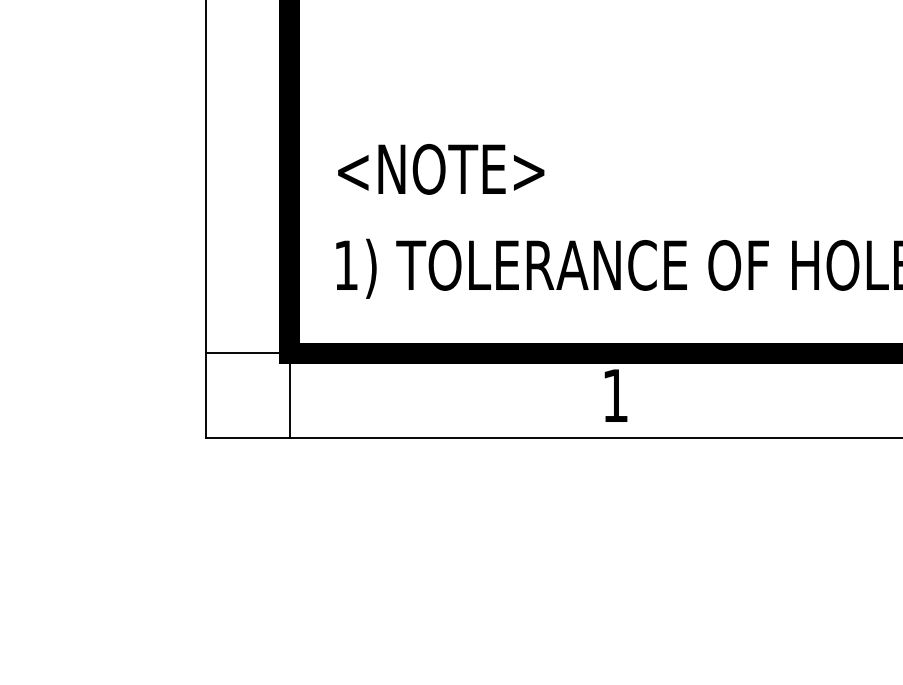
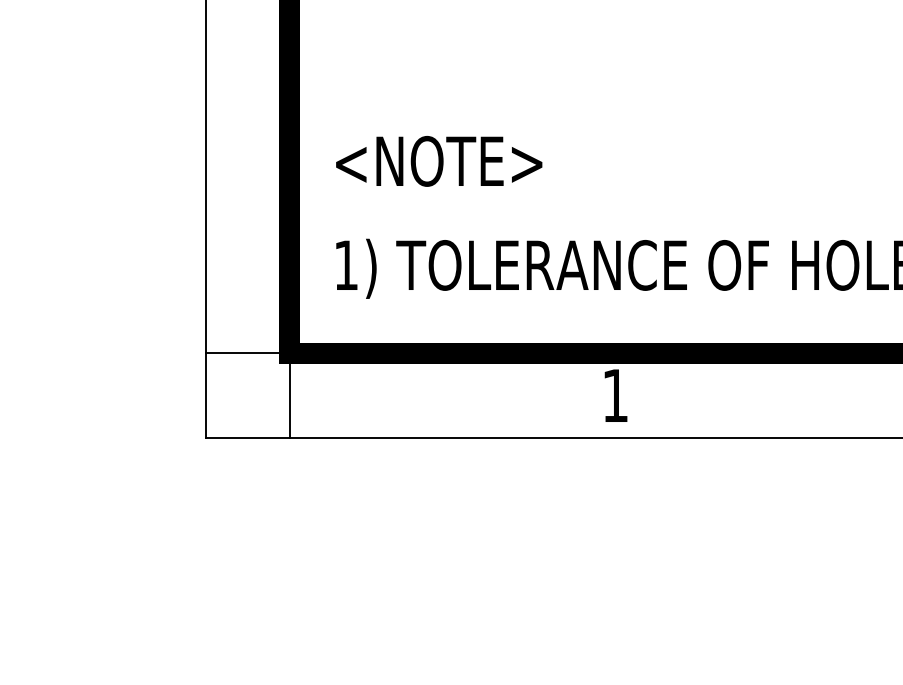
text position: (441, 169) -> (439, 161) (439, 161)
